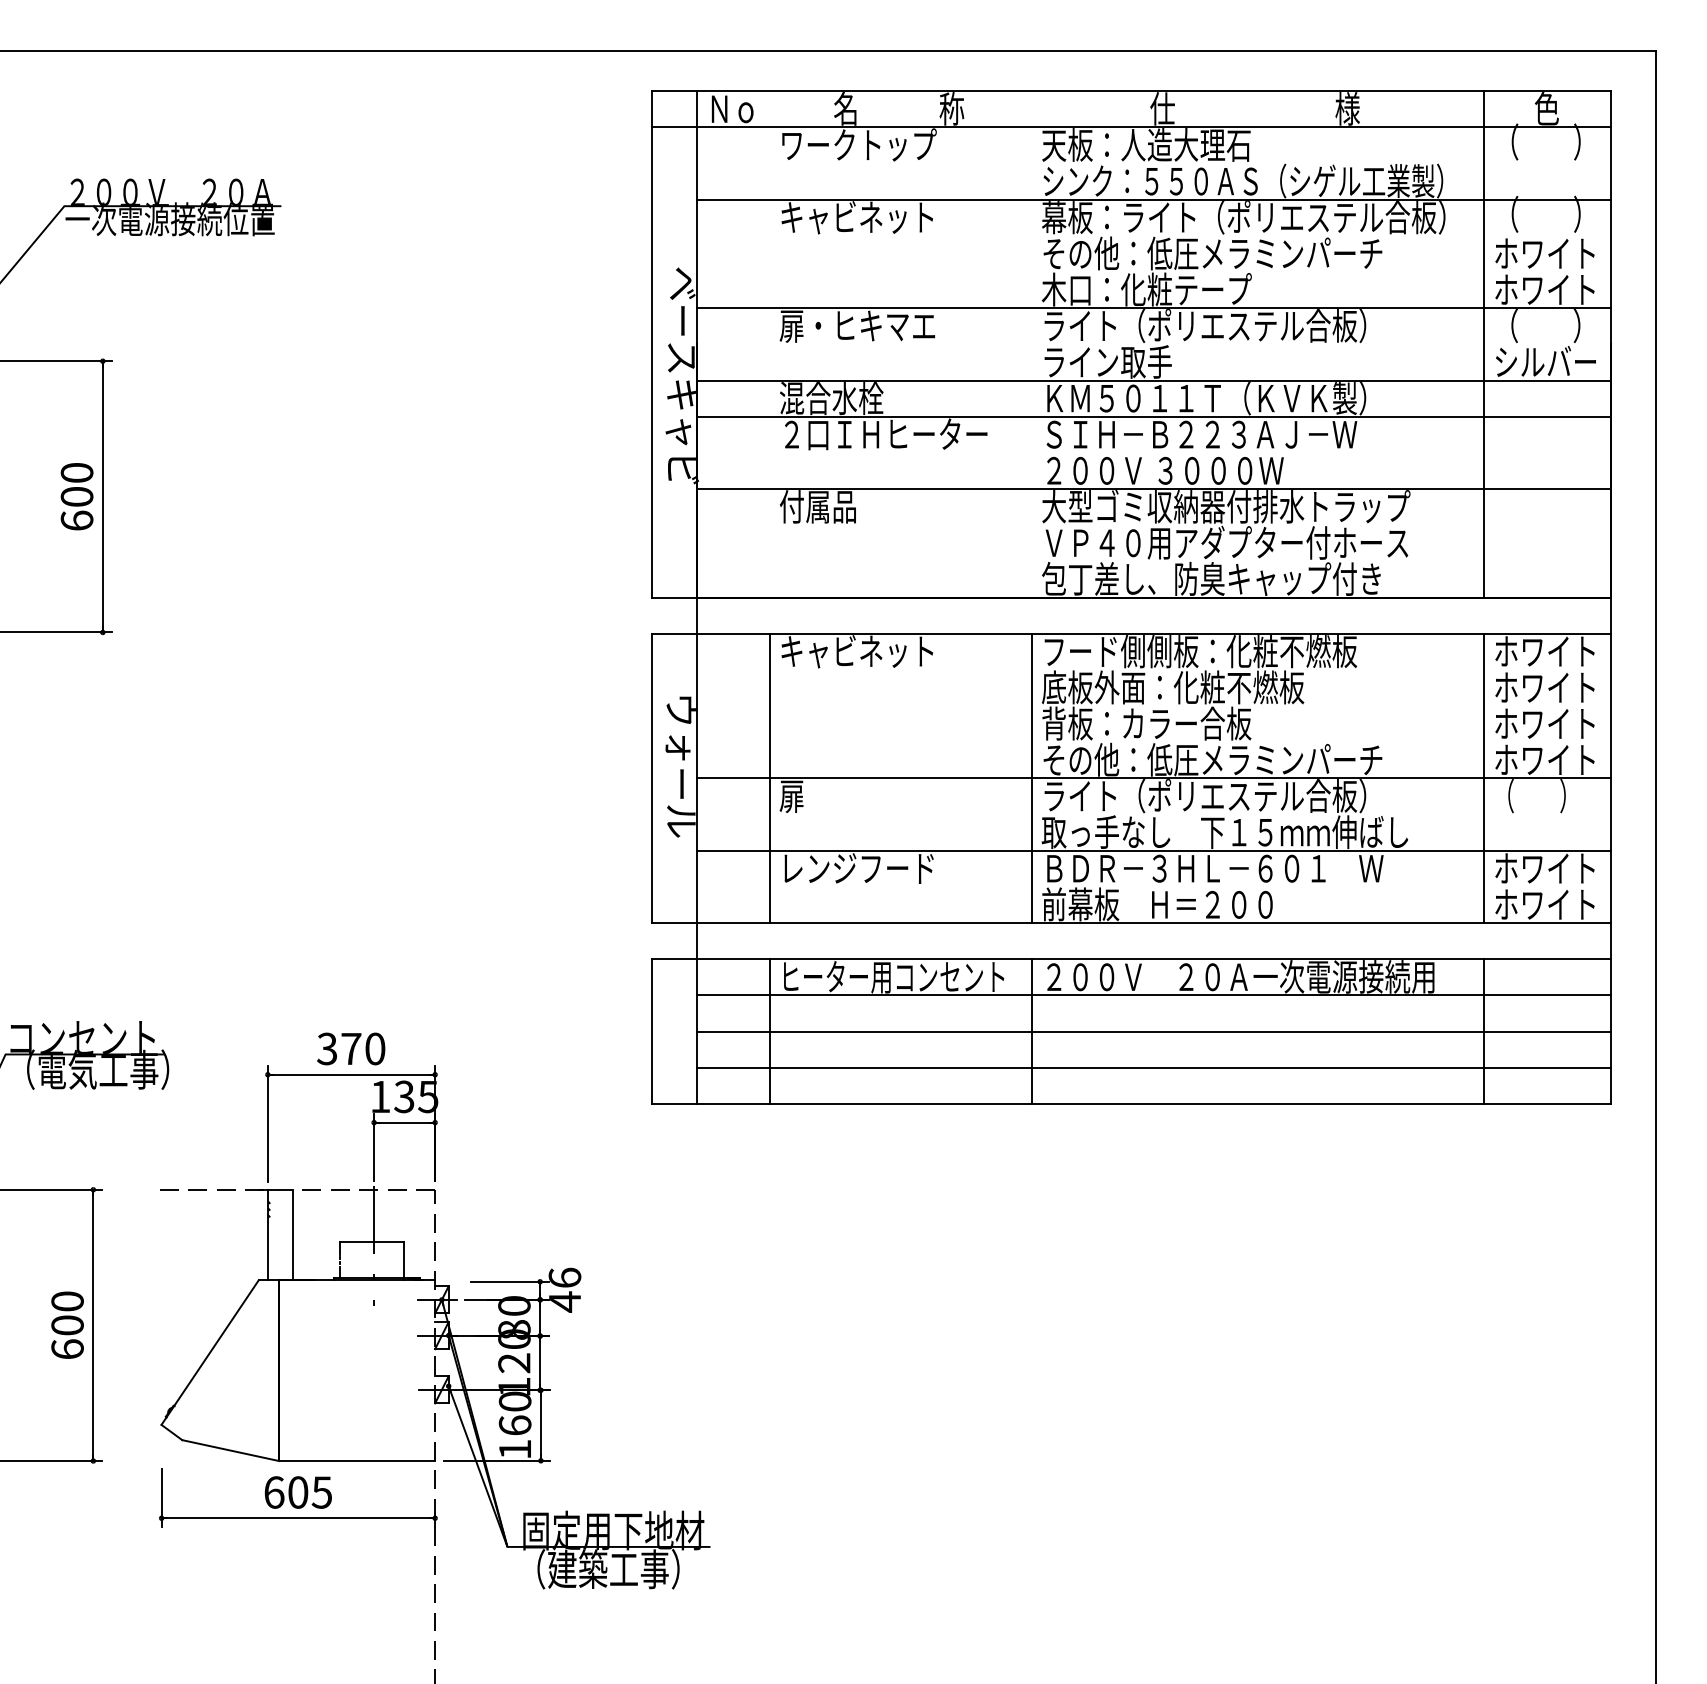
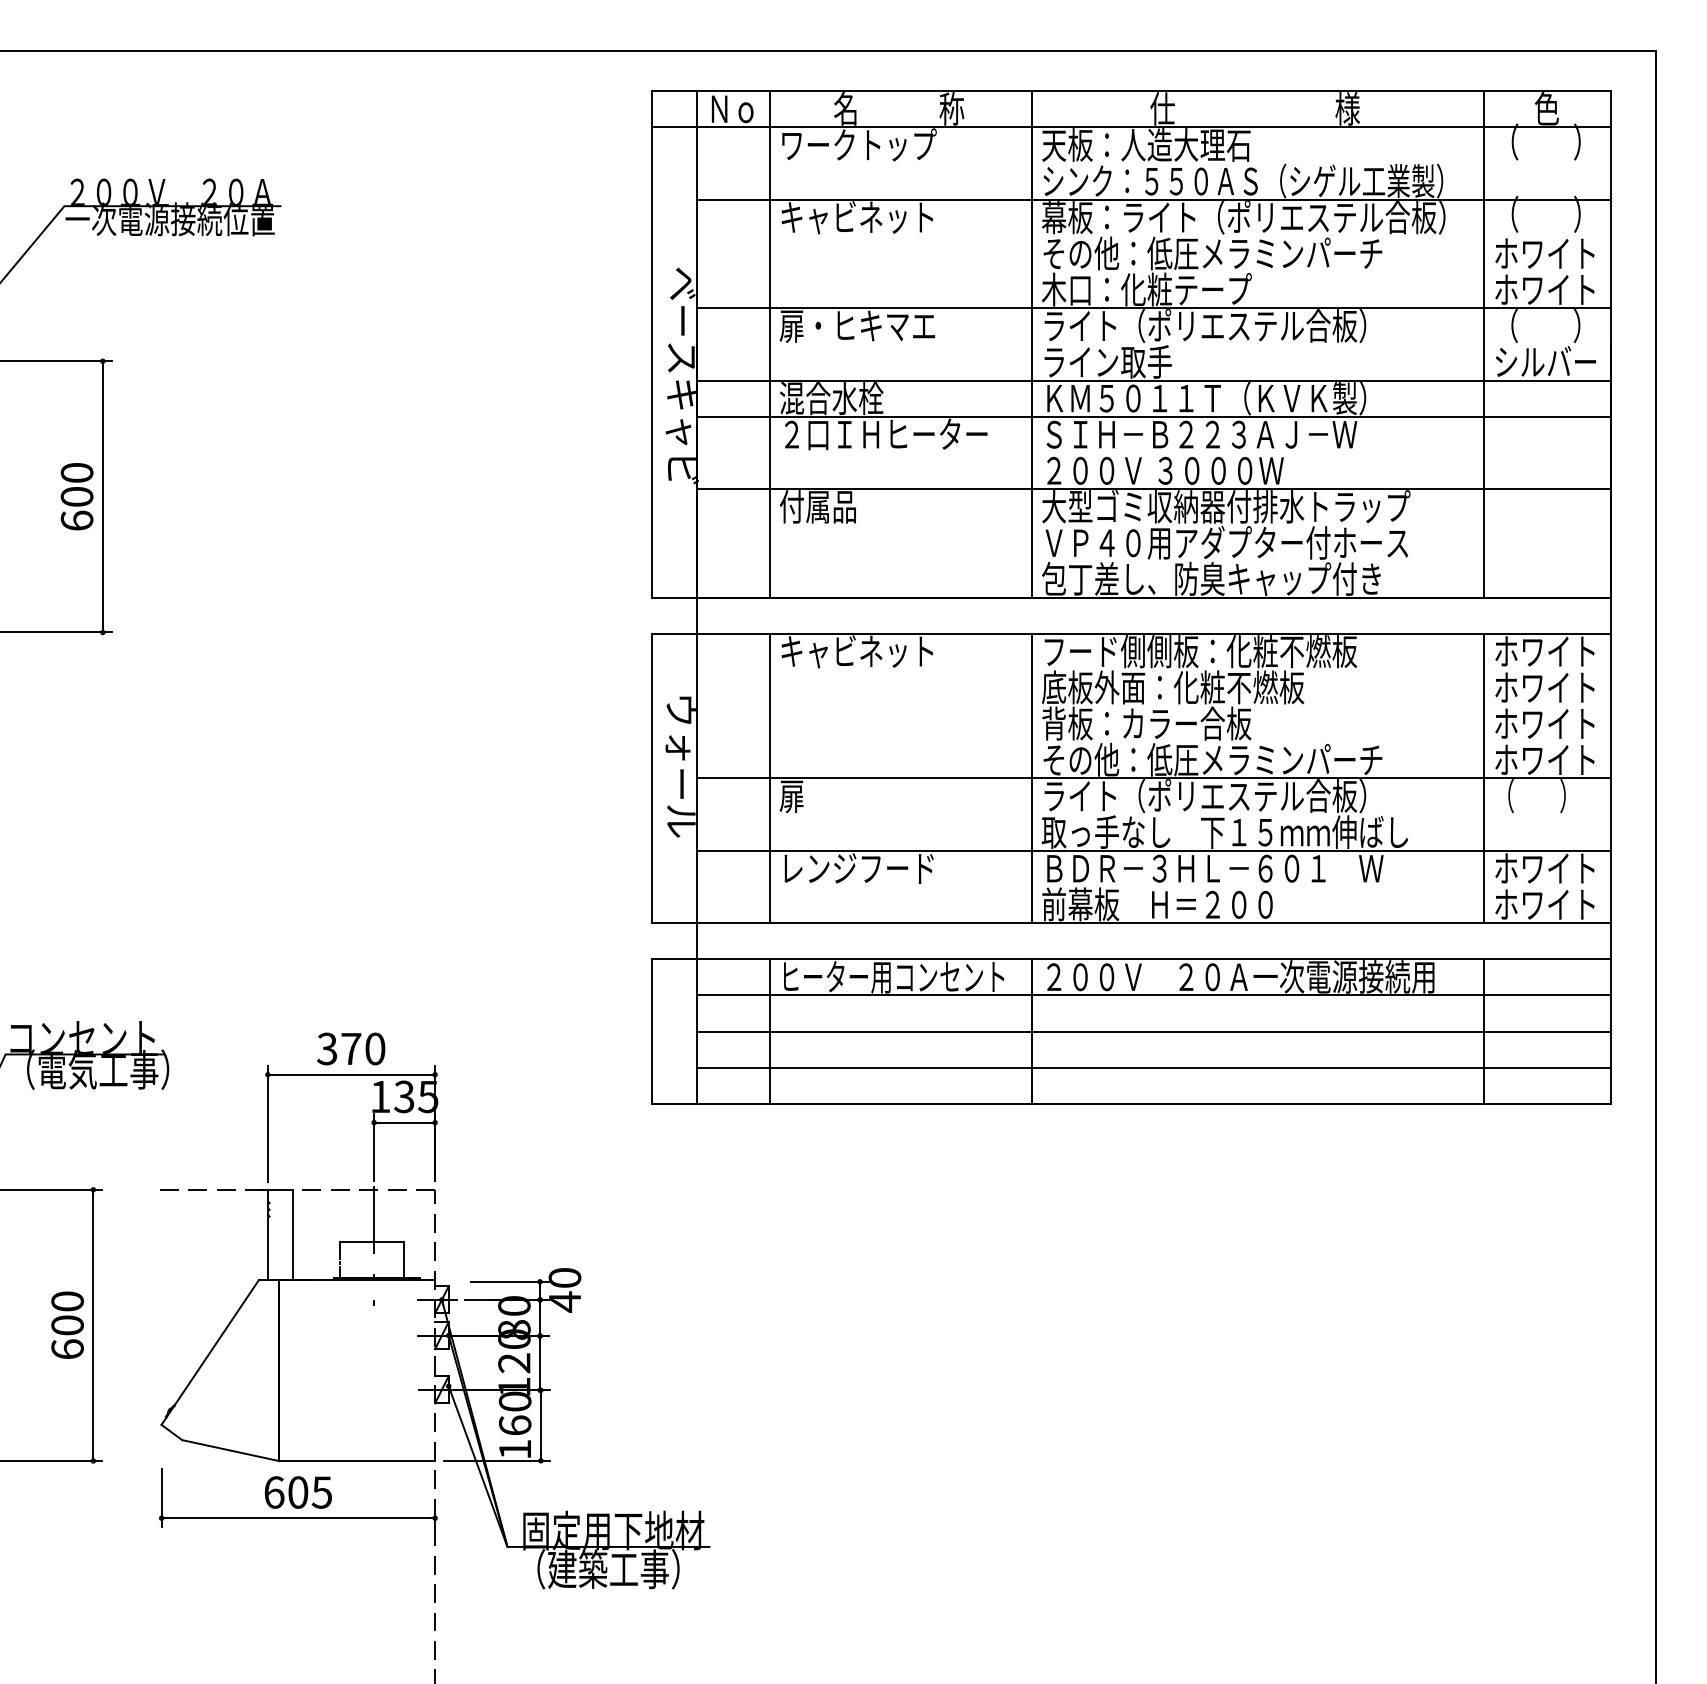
line: none -> present (769, 344)
line: none -> present (1031, 344)
text: 46 -> 40 (564, 1277)
